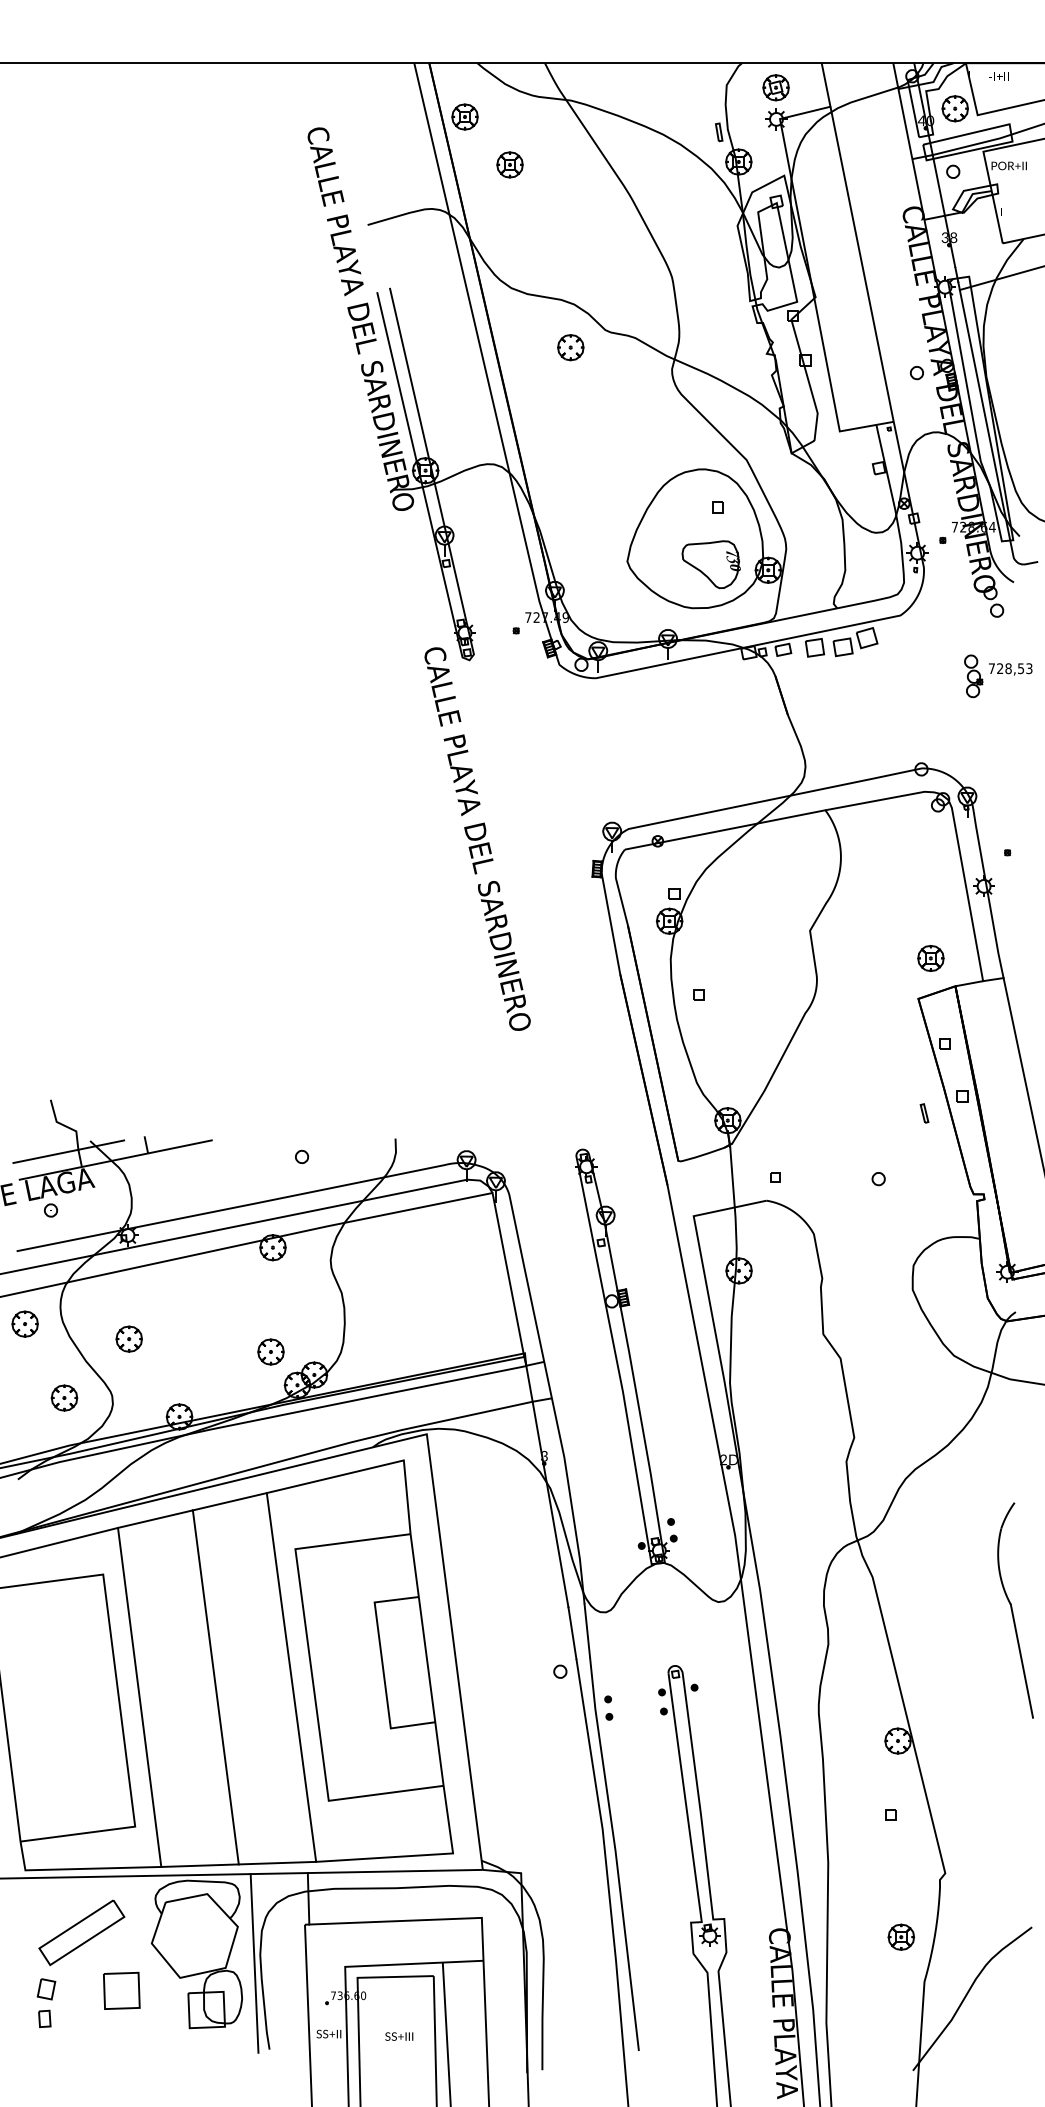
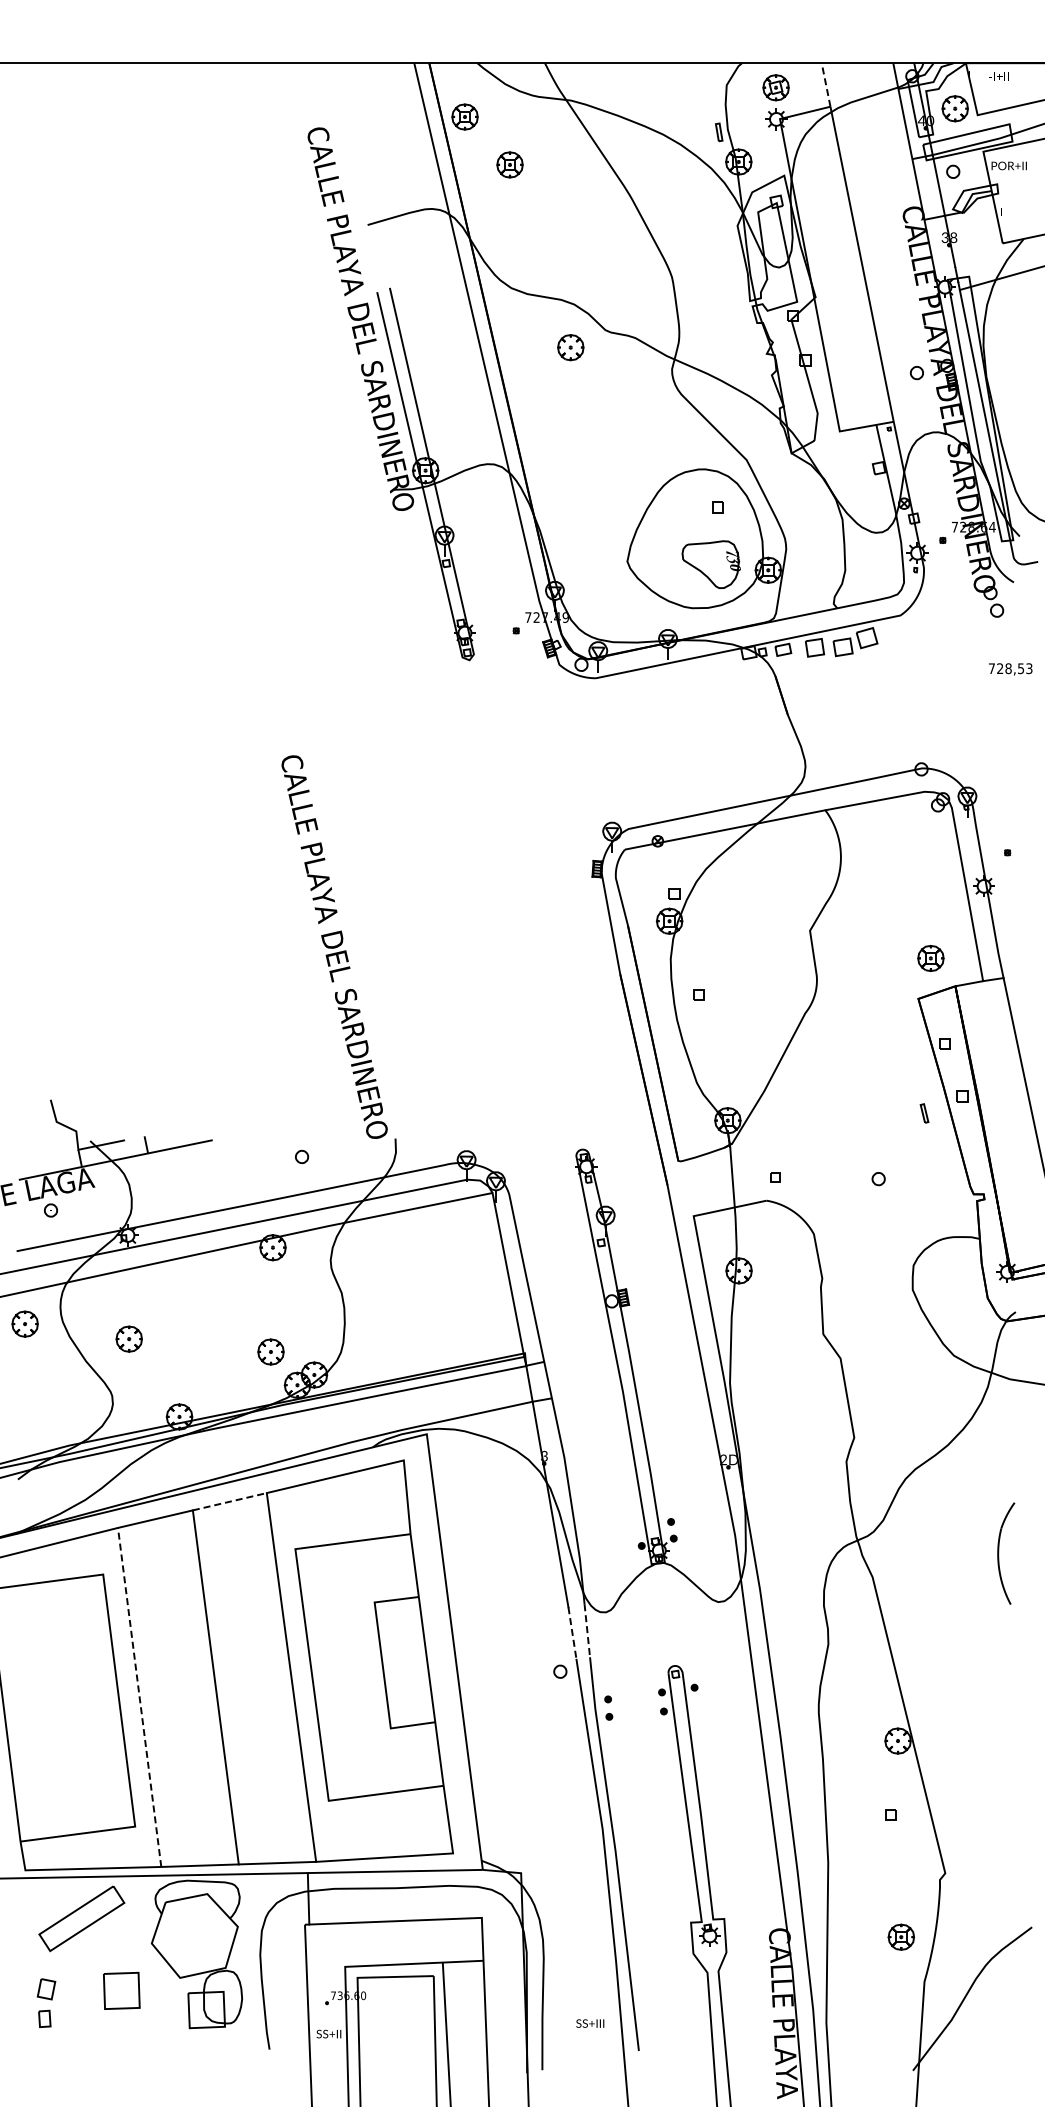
line: solid -> dashed (826, 84)
part: present -> none (973, 676)
text position: (477, 838) -> (334, 946) (334, 946)
line: present -> none (45, 1156)
part: present -> none (64, 1397)
line: solid -> dashed (229, 1501)
line: solid -> dashed (587, 1630)
line: solid -> dashed (572, 1633)
line: present -> none (1021, 1660)
line: solid -> dashed (139, 1697)
part position: (81, 1932) -> (81, 1918) (81, 1918)
line: present -> none (254, 1963)
text position: (399, 2036) -> (590, 2023) (590, 2023)
